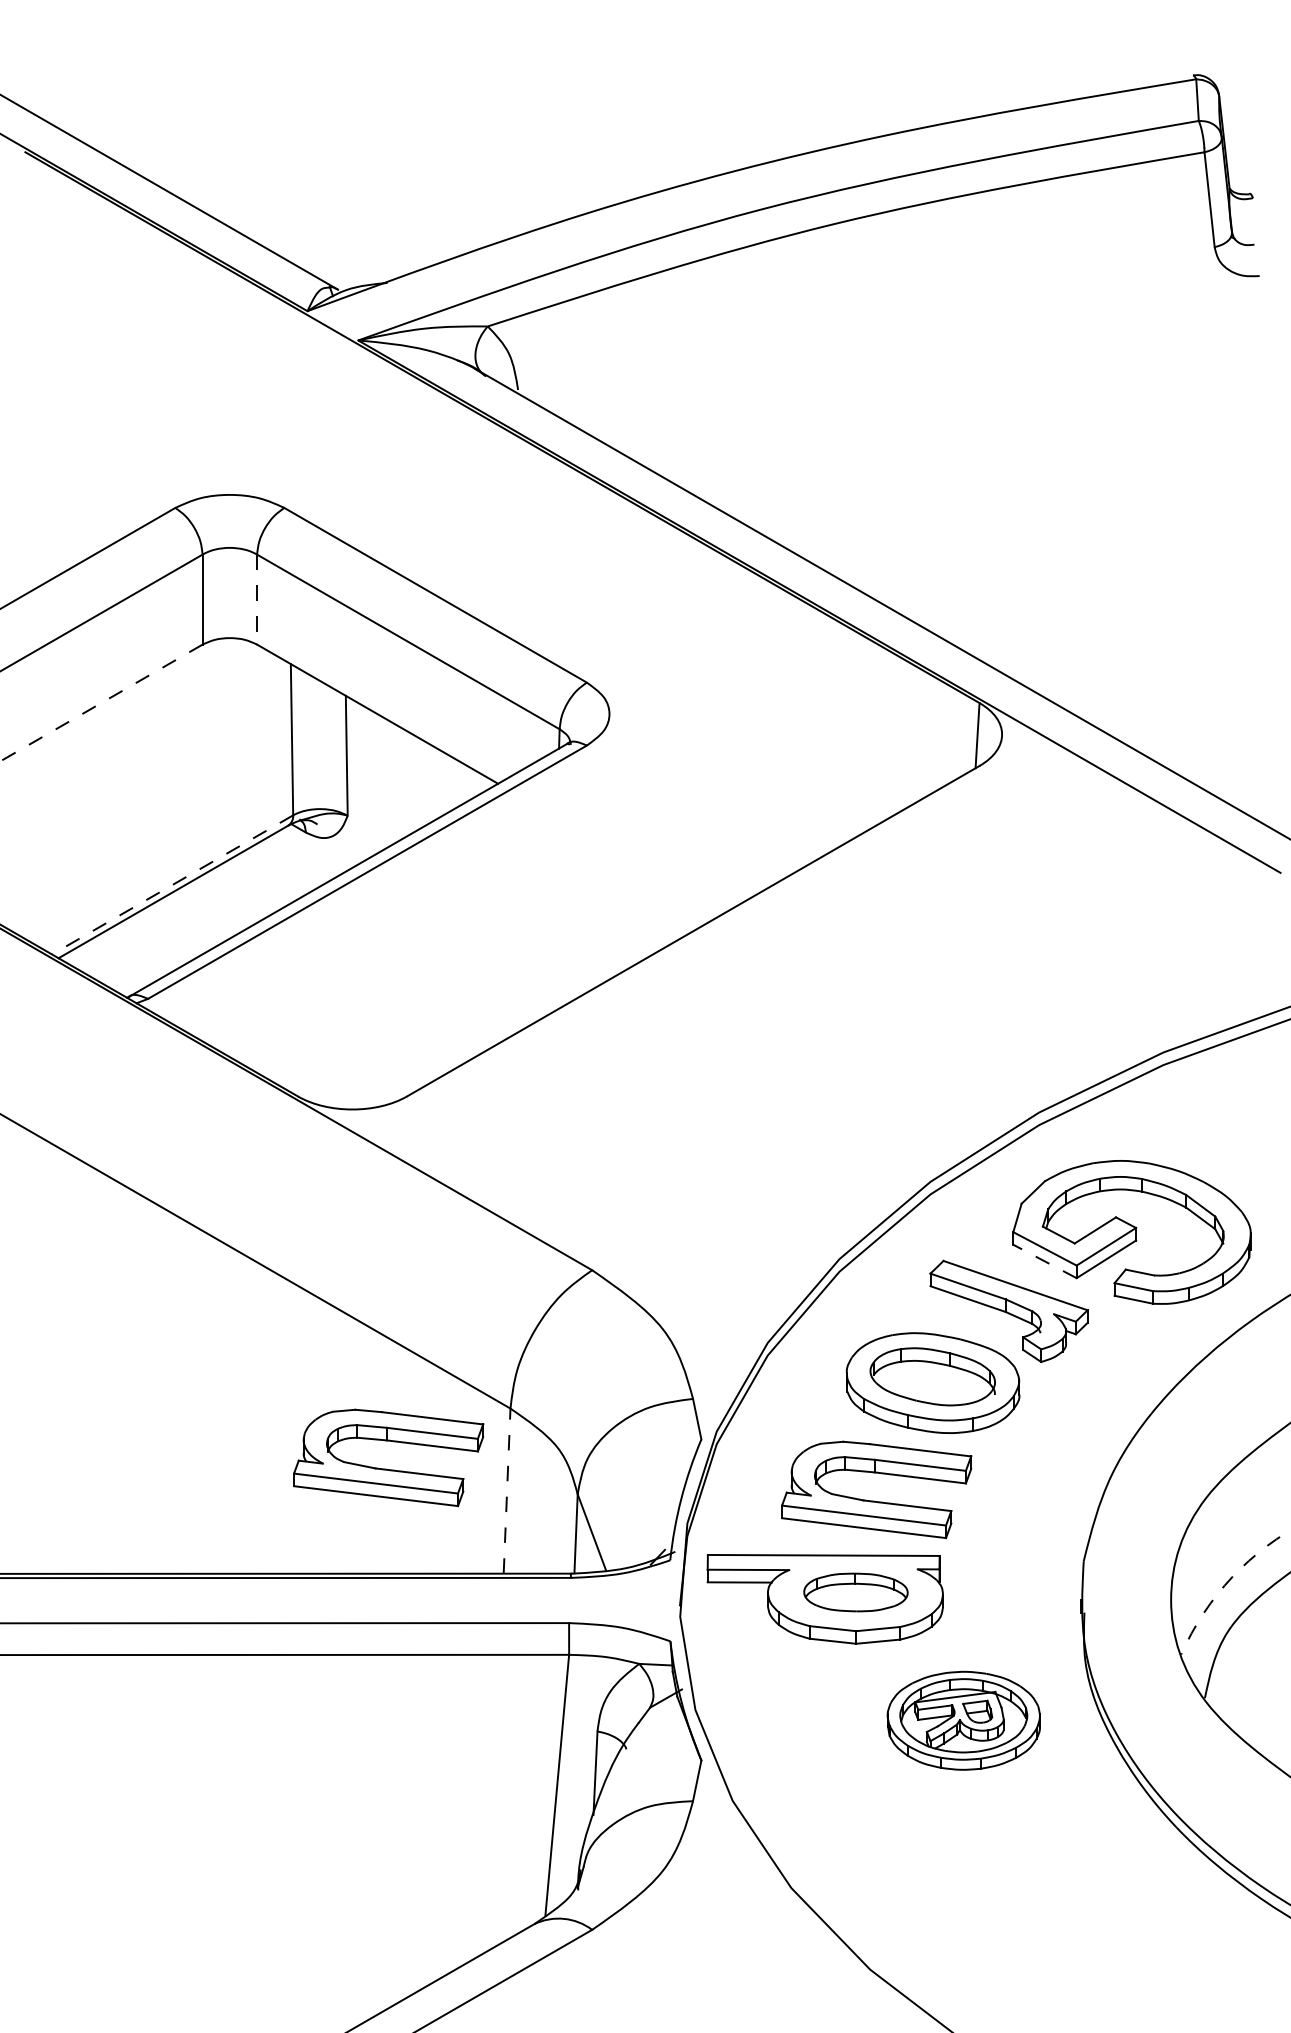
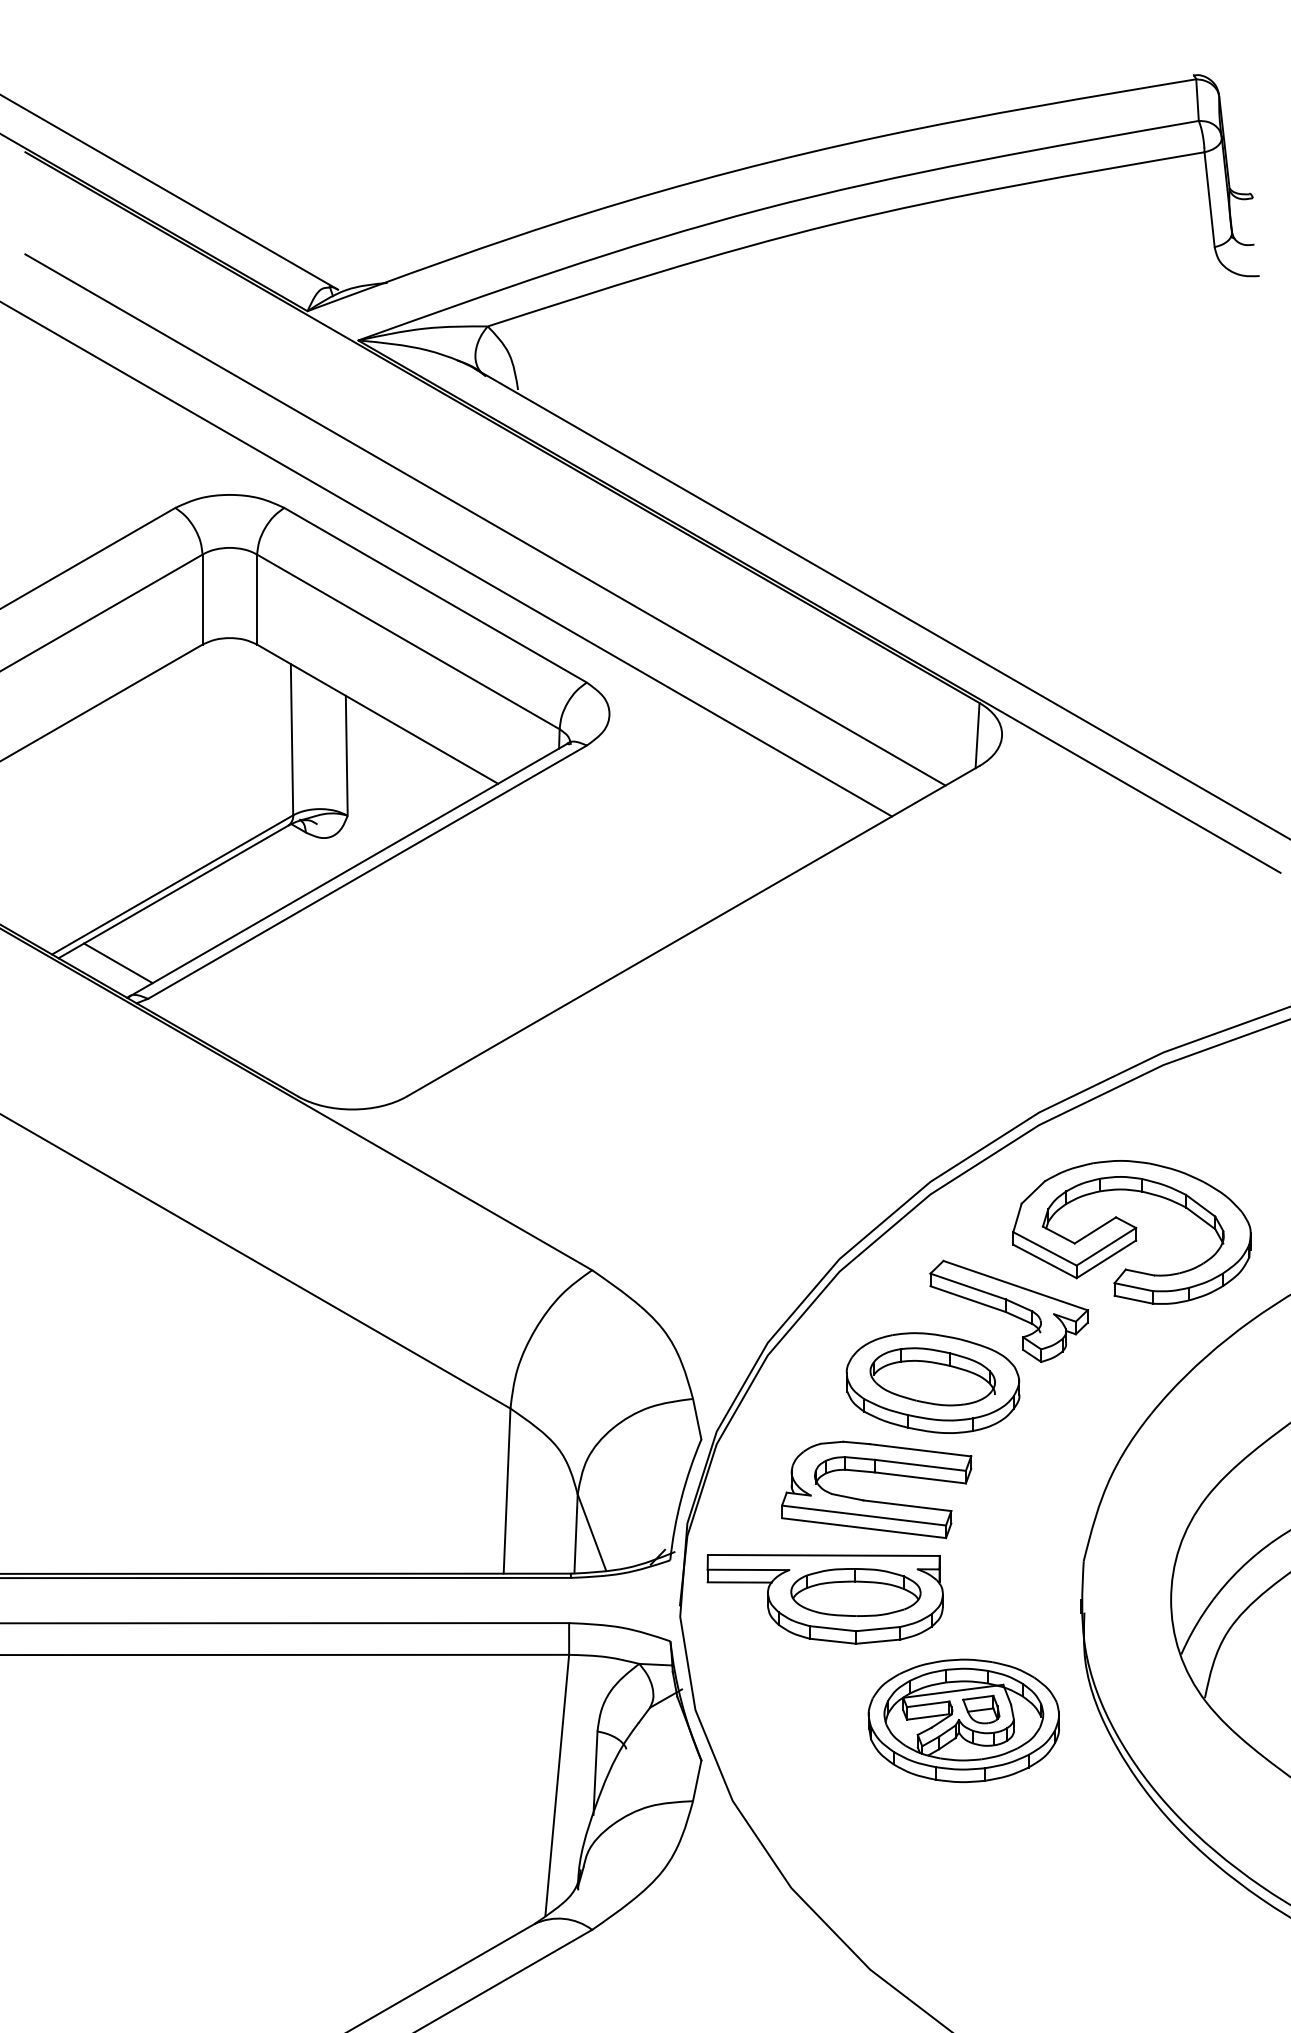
line: none -> present (485, 519)
line: none -> present (447, 559)
line: dashed -> solid (257, 599)
line: dashed -> solid (101, 703)
line: dashed -> solid (172, 885)
line: none -> present (118, 963)
line: dashed -> solid (1044, 1261)
part: present -> none (386, 1468)
line: dashed -> solid (507, 1491)
arc: dashed -> solid (1226, 1583)
part size: 106x41 px -> 132x49 px (855, 1592)
part size: 155x101 px -> 193x125 px (963, 1720)
